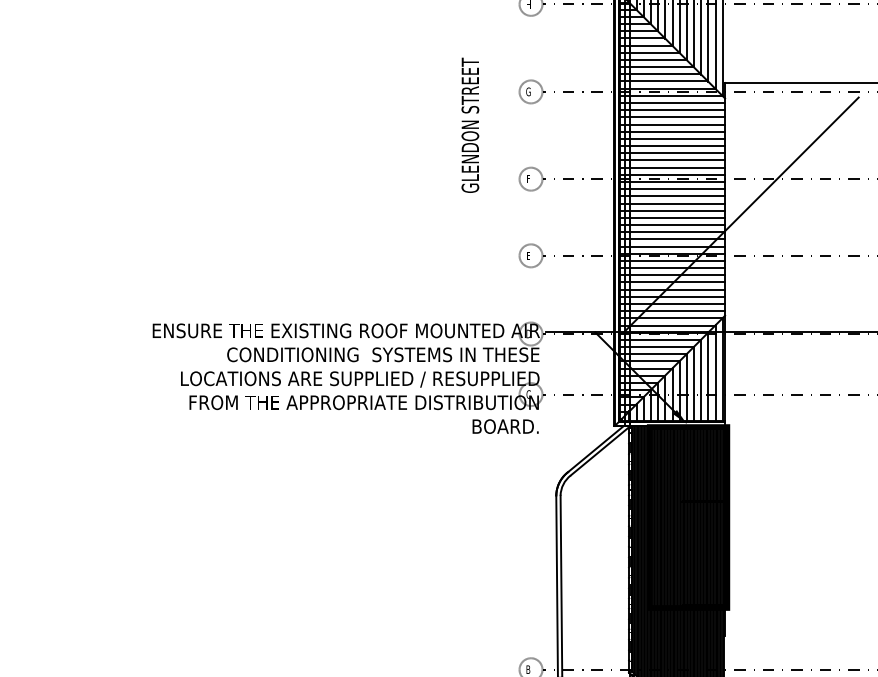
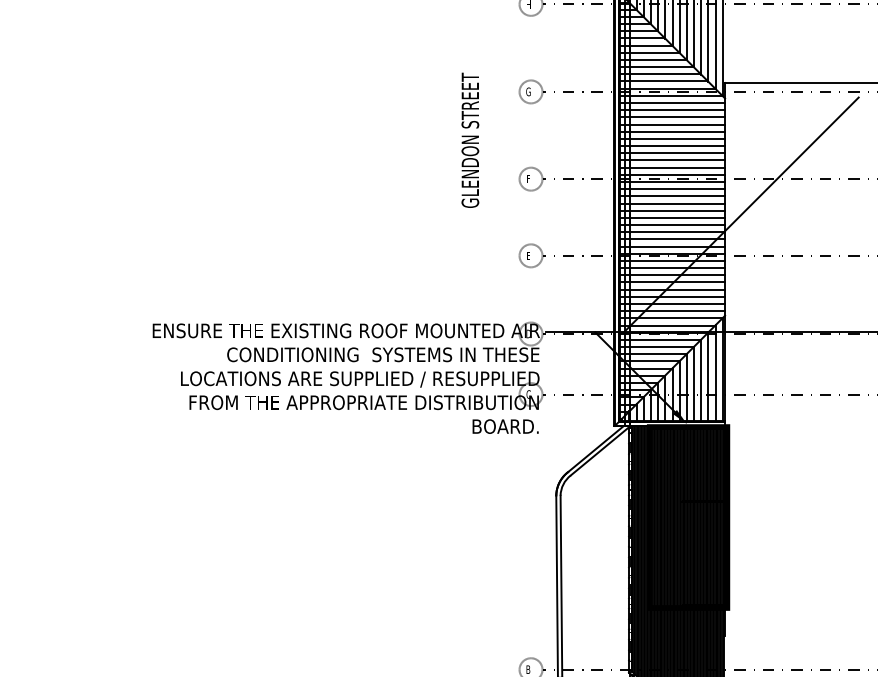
text position: (470, 124) -> (470, 139) (470, 139)
